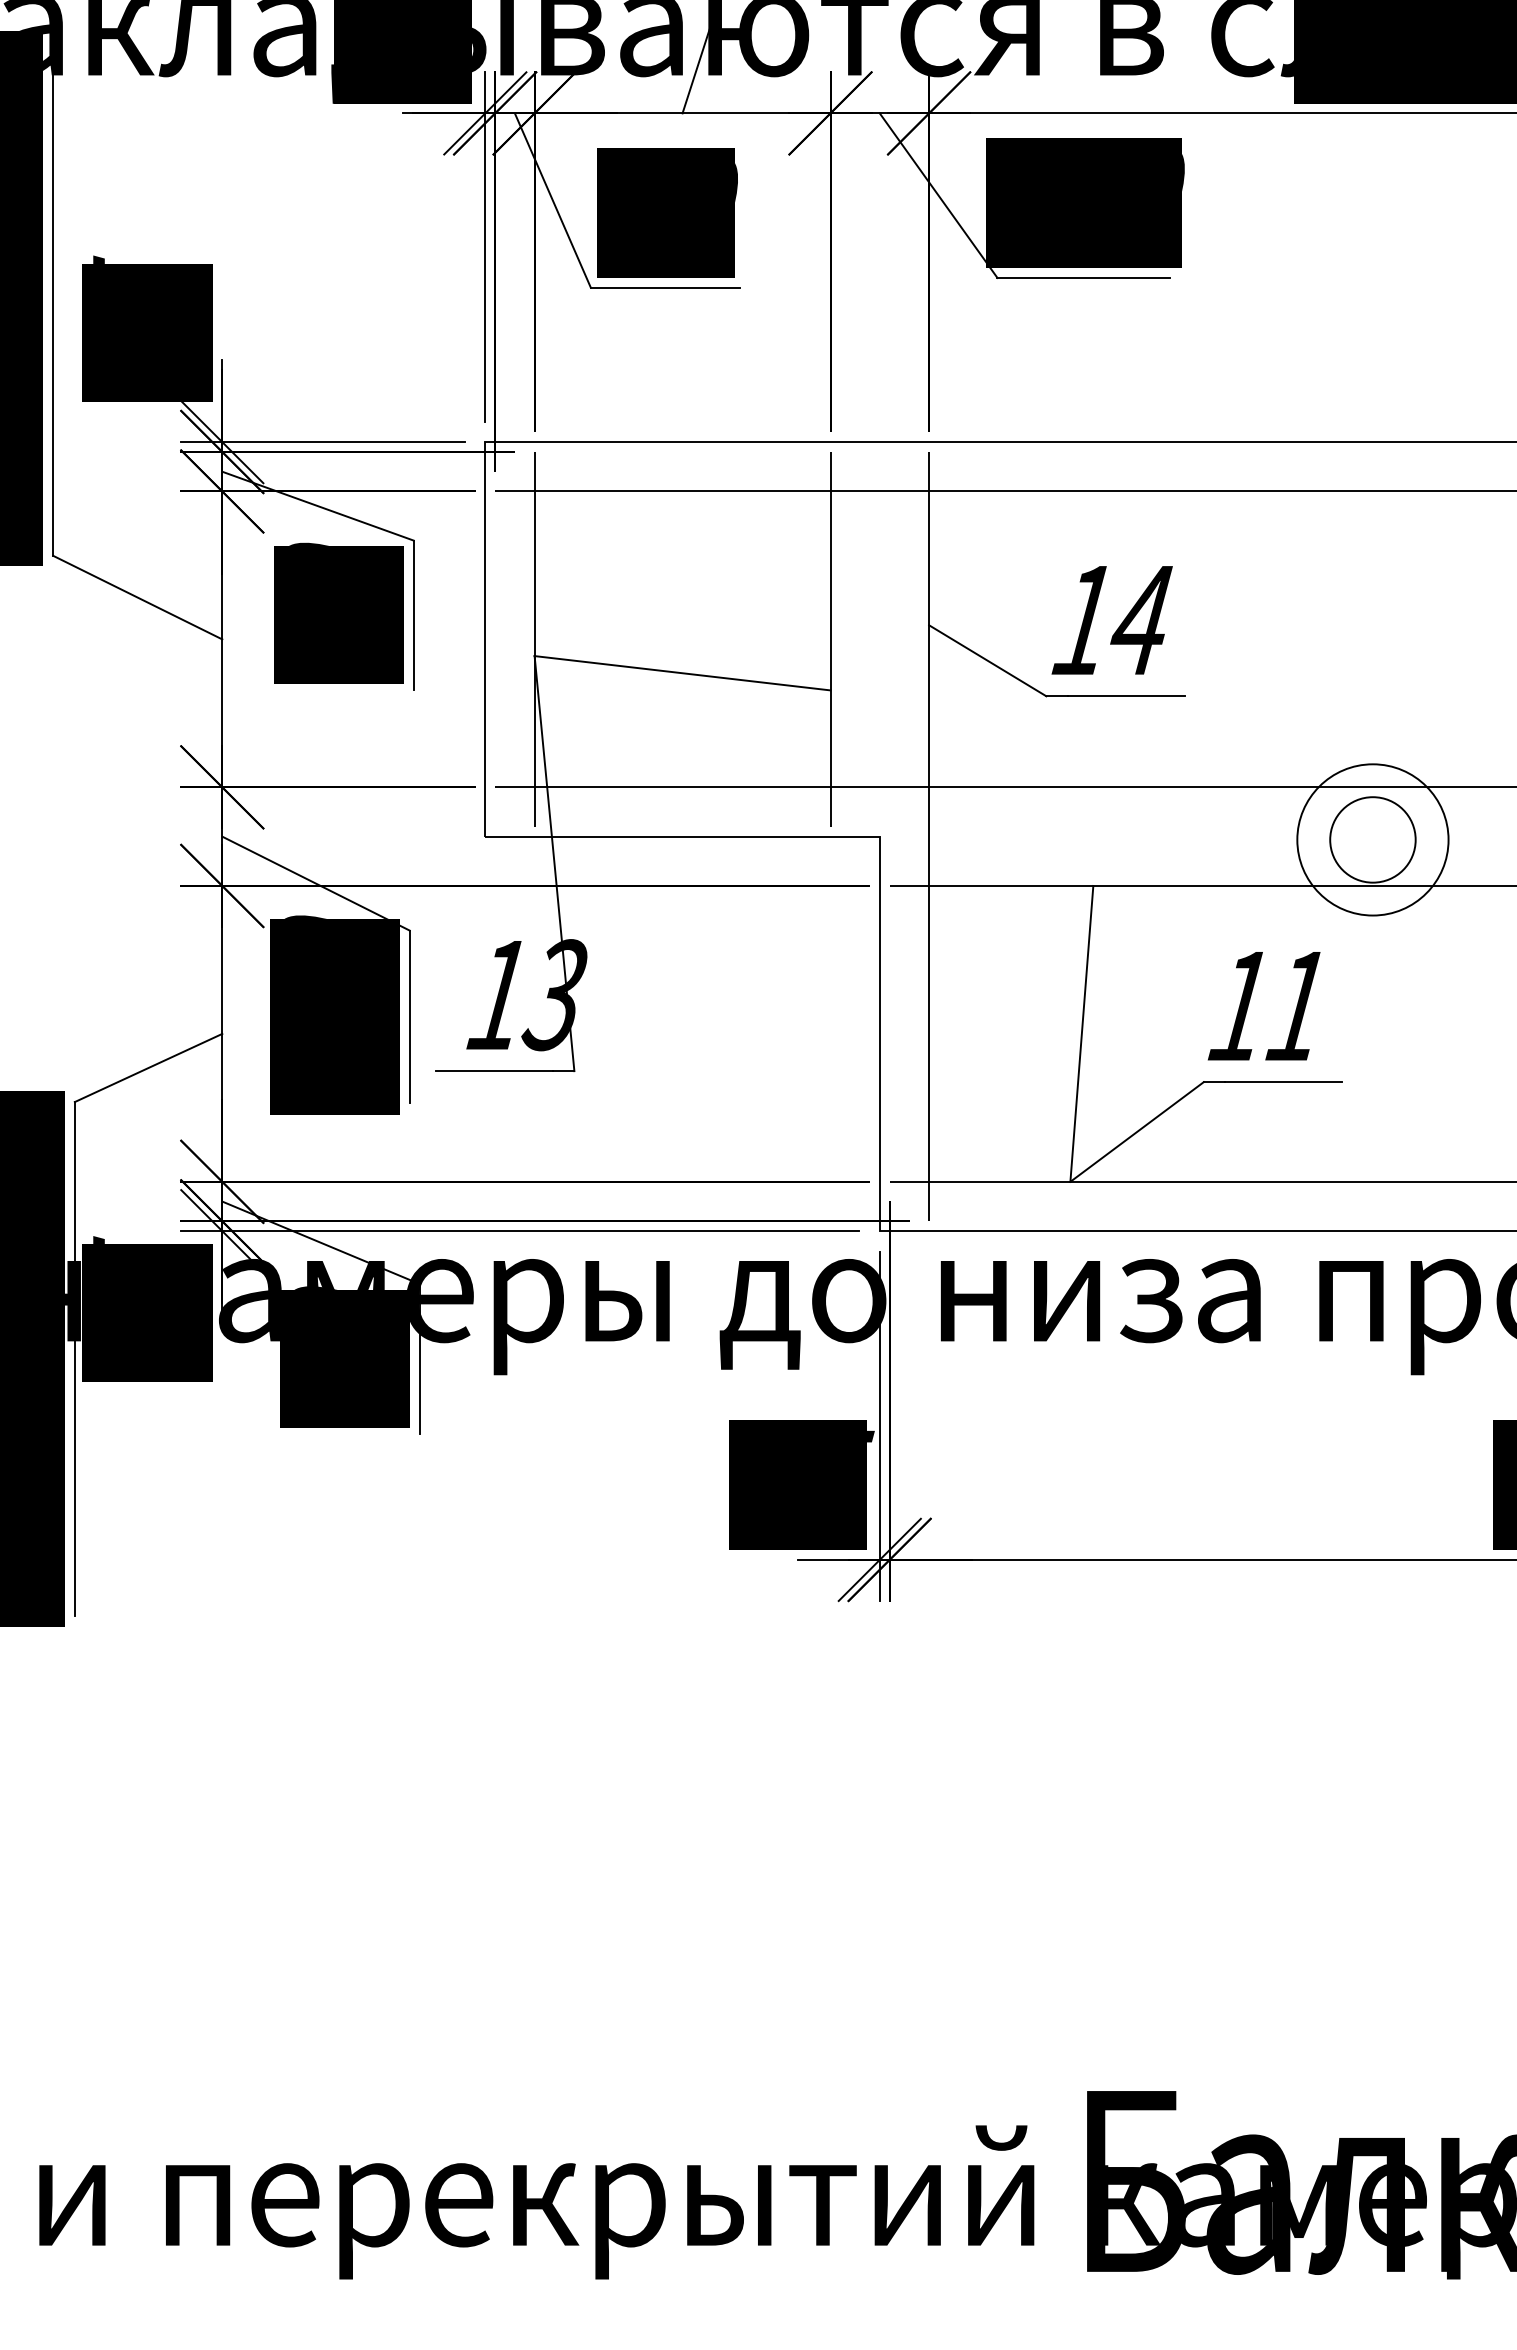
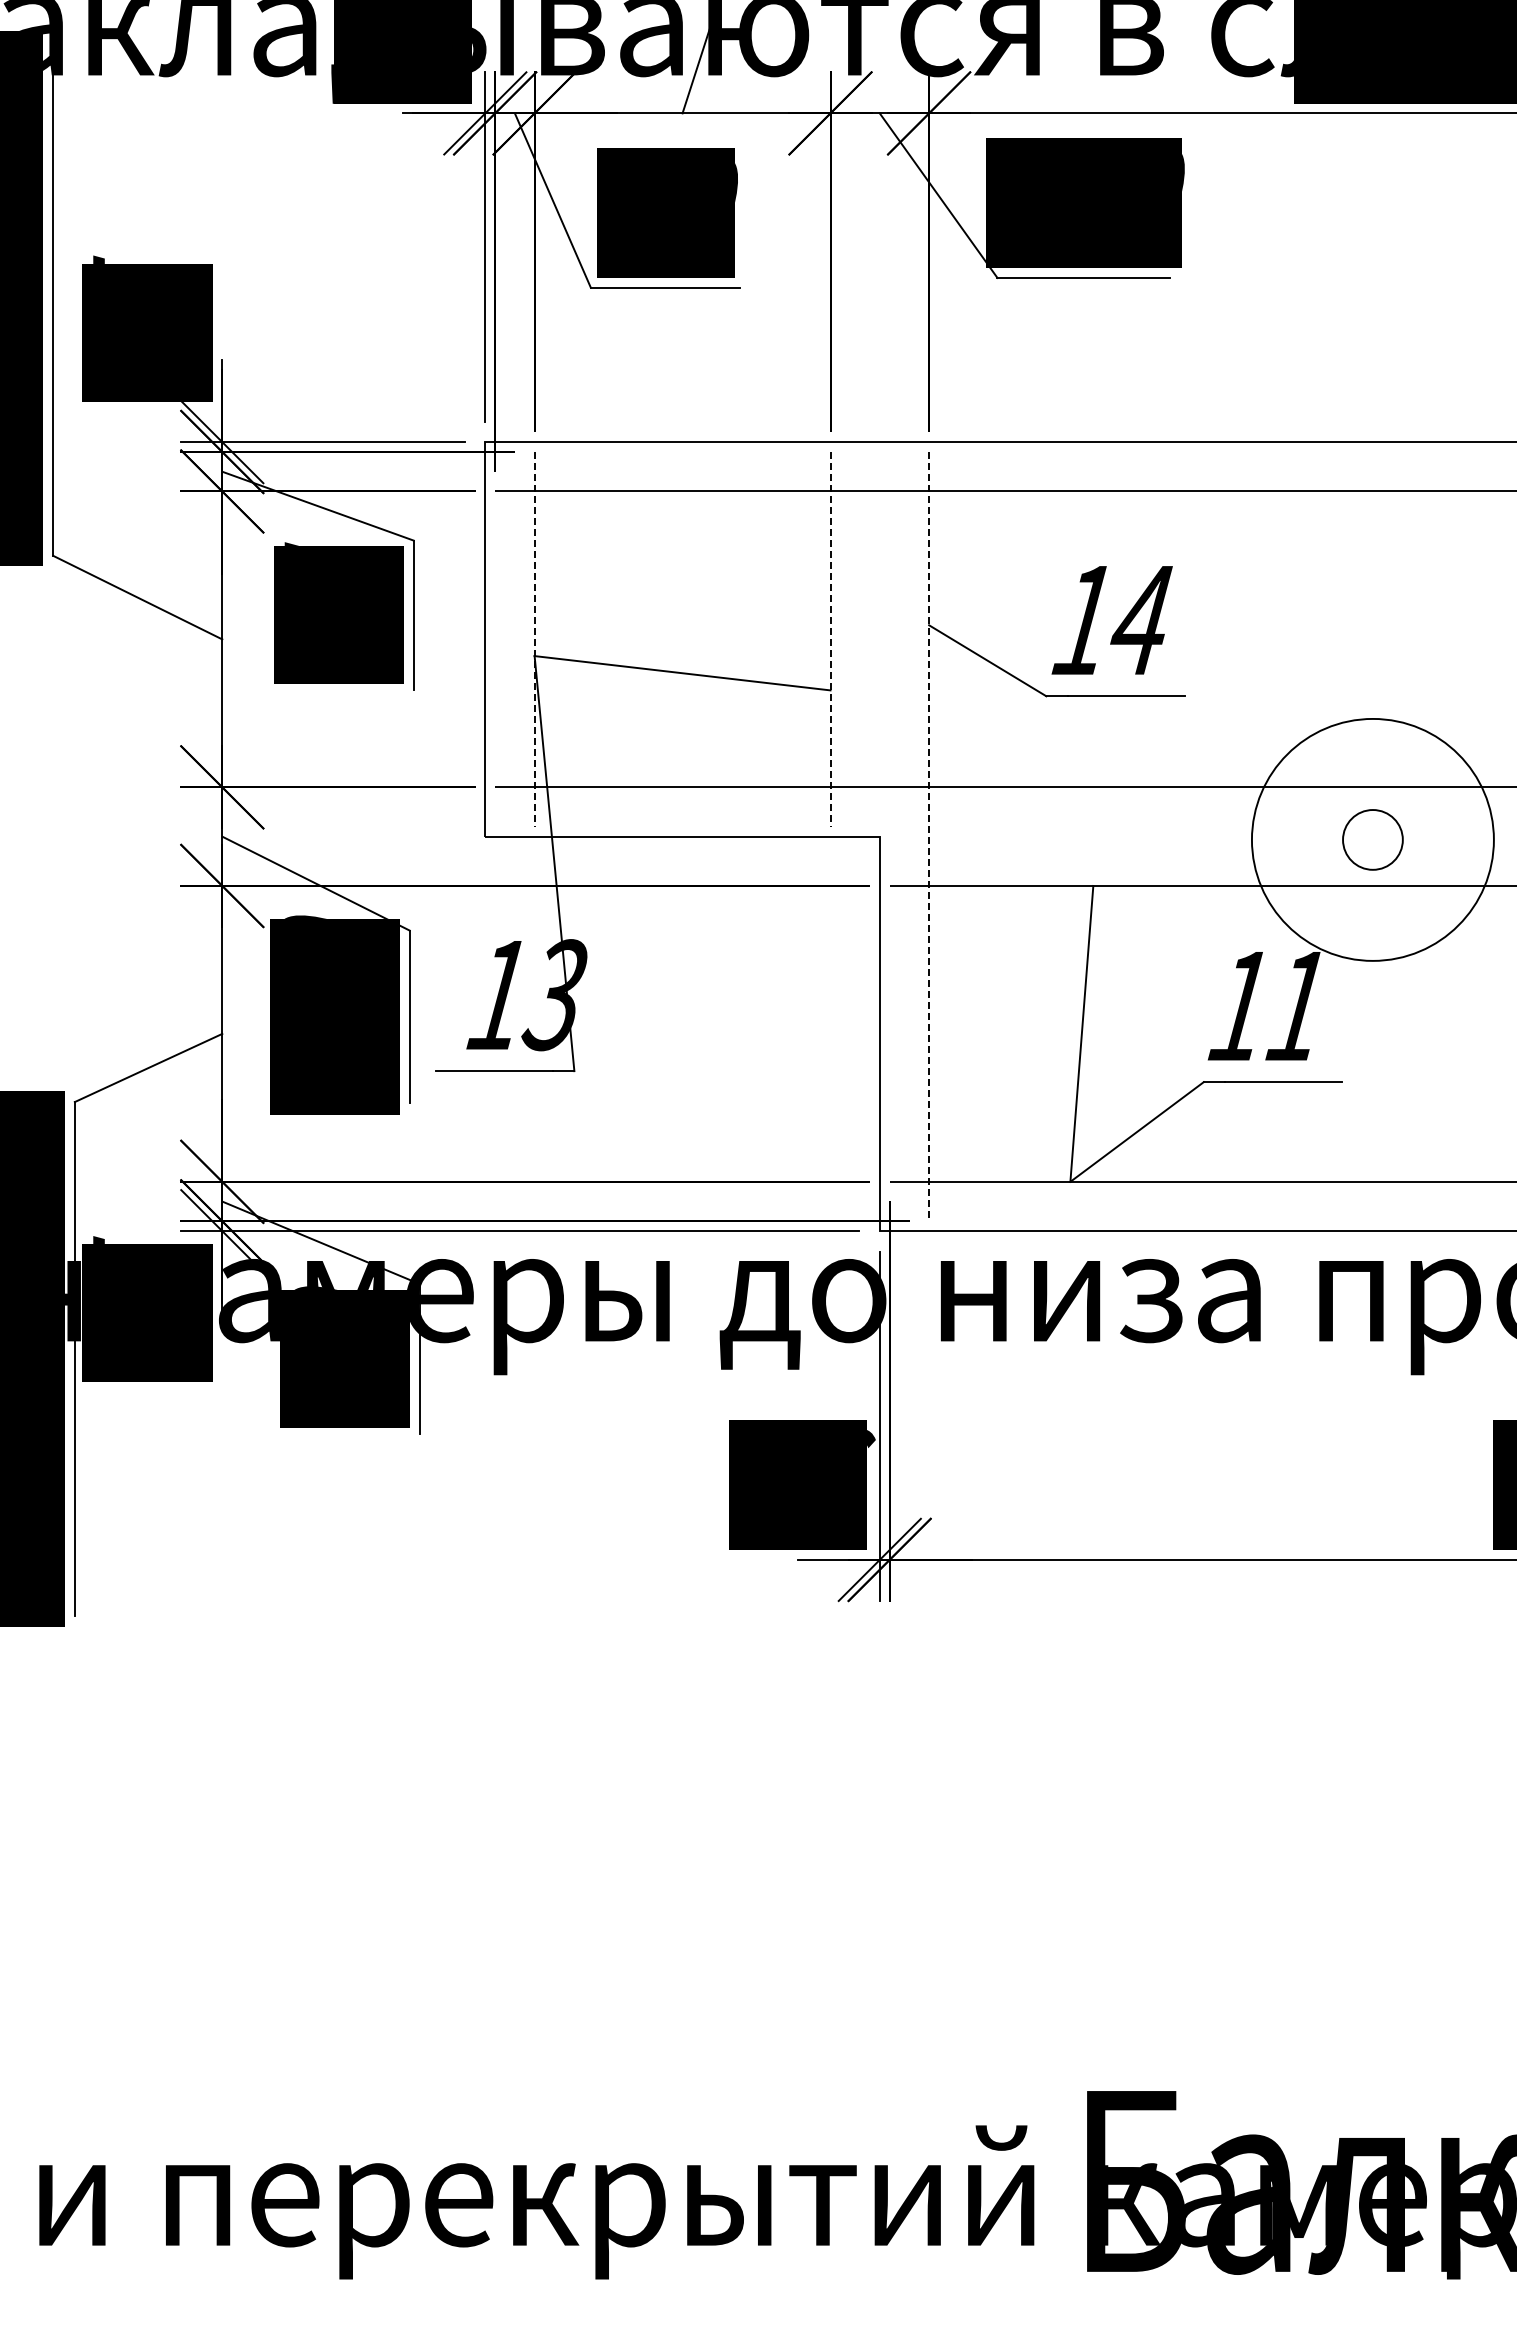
text: 60 -> 64 (306, 543)
line: solid -> dashed (534, 639)
line: solid -> dashed (830, 639)
line: solid -> dashed (929, 836)
circle diameter: 151 px -> 242 px (1372, 839)
circle diameter: 85 px -> 60 px (1372, 839)
text: 15 -> 16 (871, 1438)
